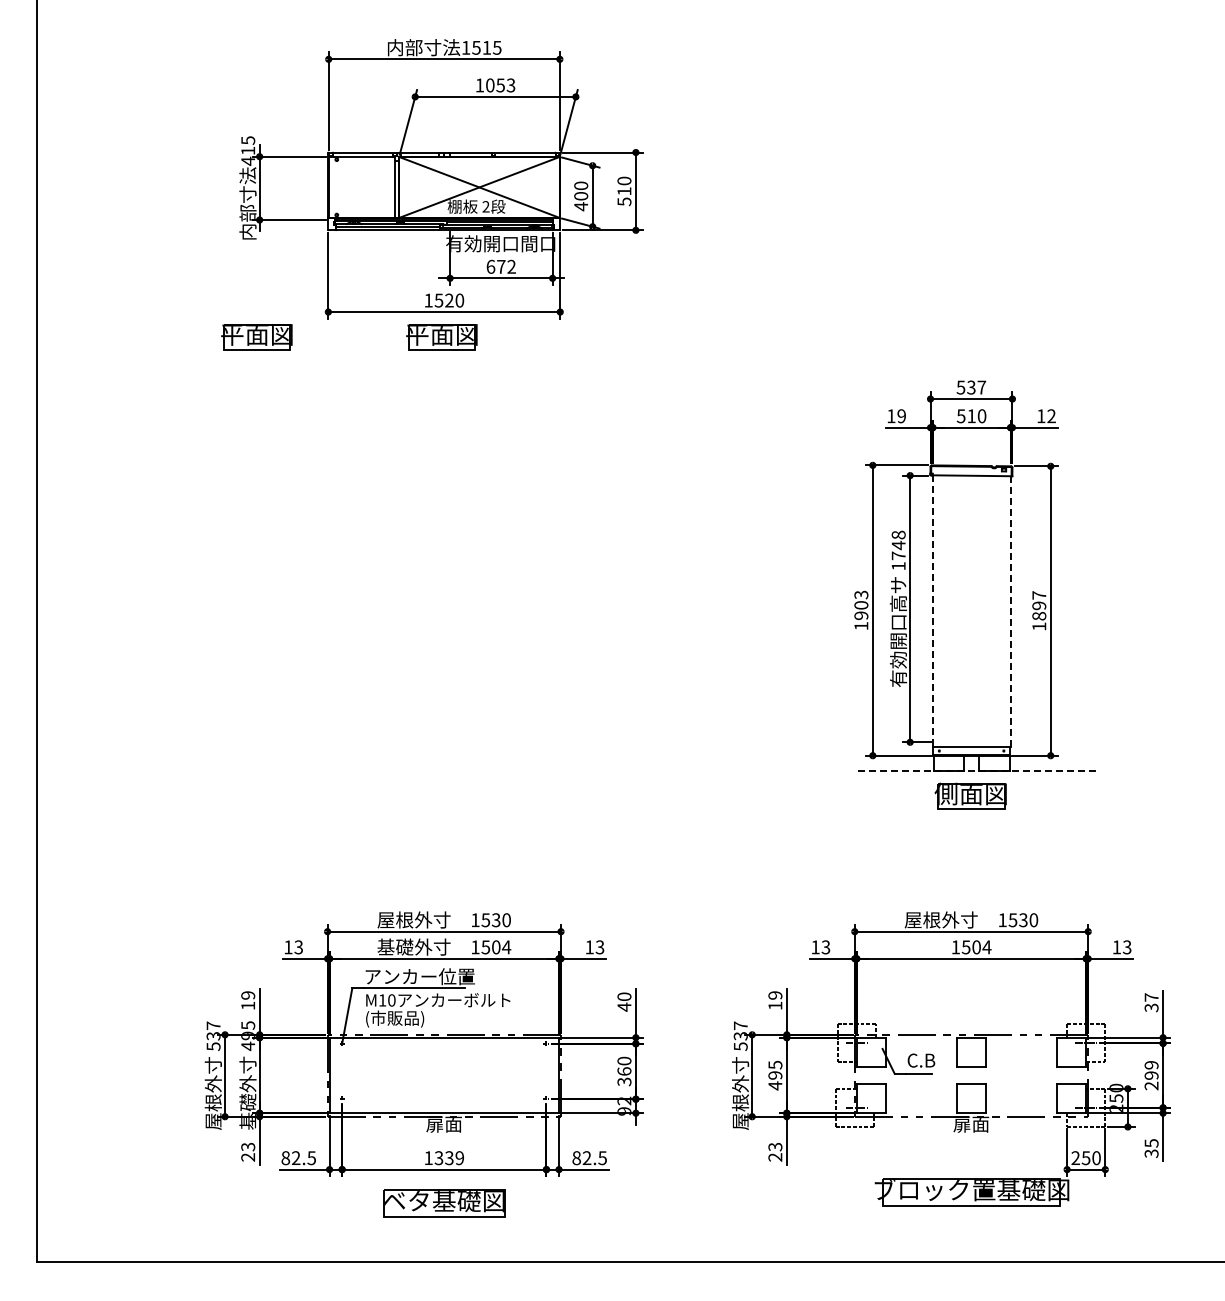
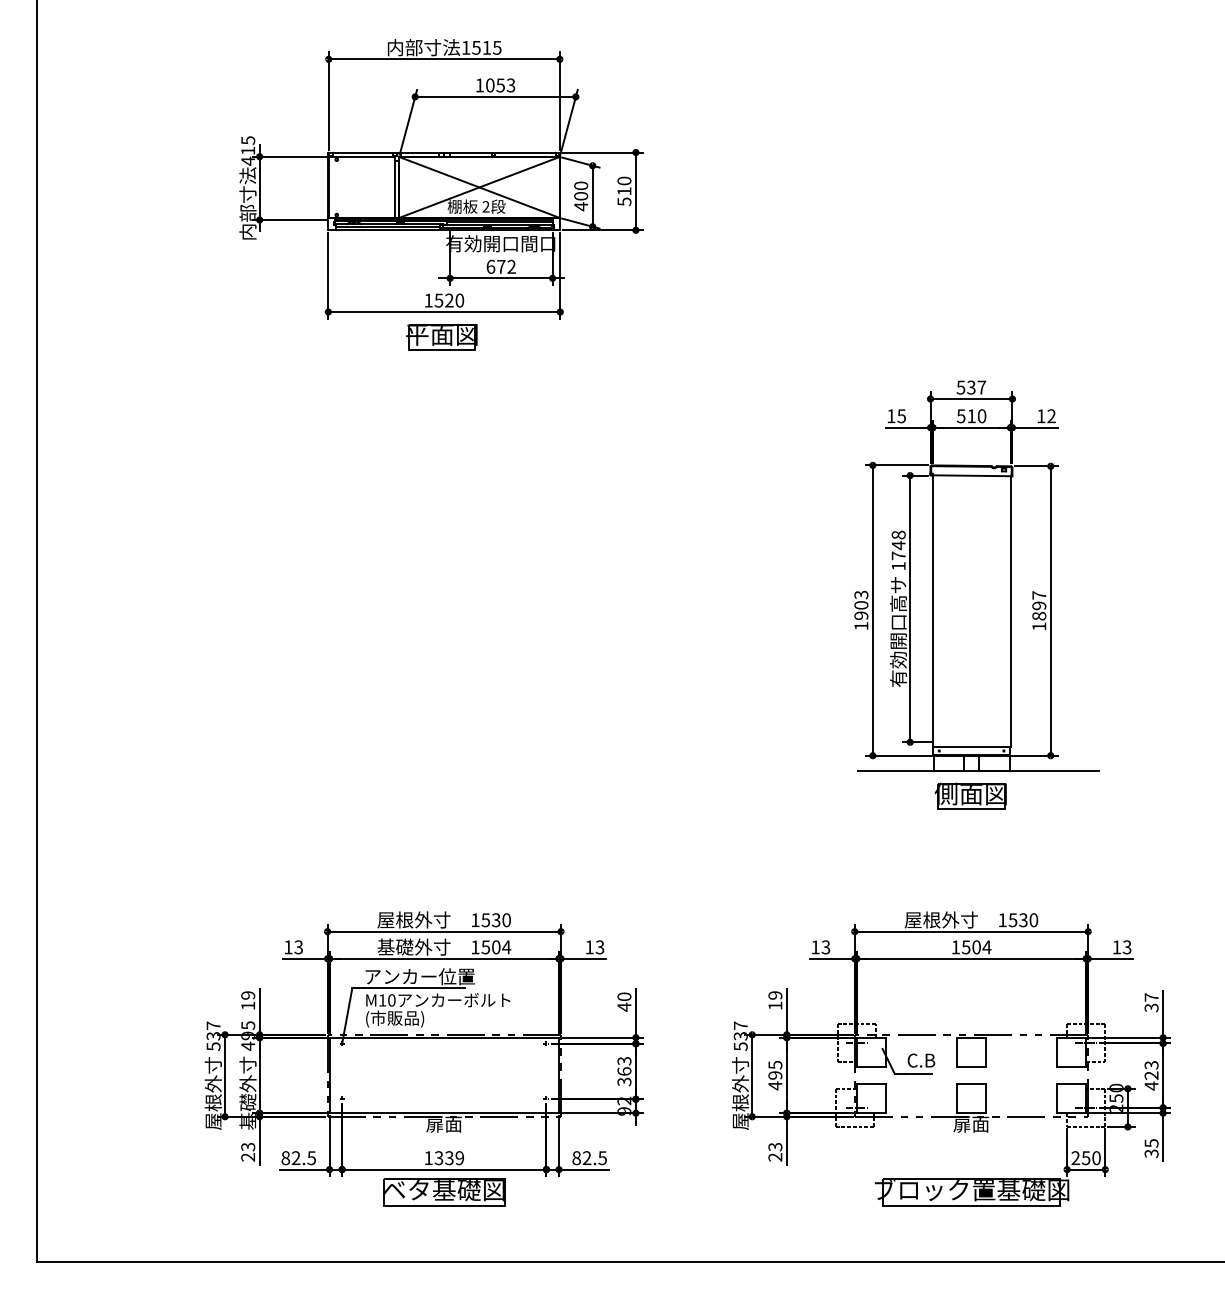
part: present -> none (256, 337)
text: 19 -> 15 (901, 416)
line: dashed -> solid (932, 611)
line: dashed -> solid (1010, 611)
line: dashed -> solid (979, 770)
text: 360 -> 363 (624, 1060)
text: 299 -> 423 (1151, 1075)
part position: (444, 1203) -> (444, 1192) (444, 1192)
